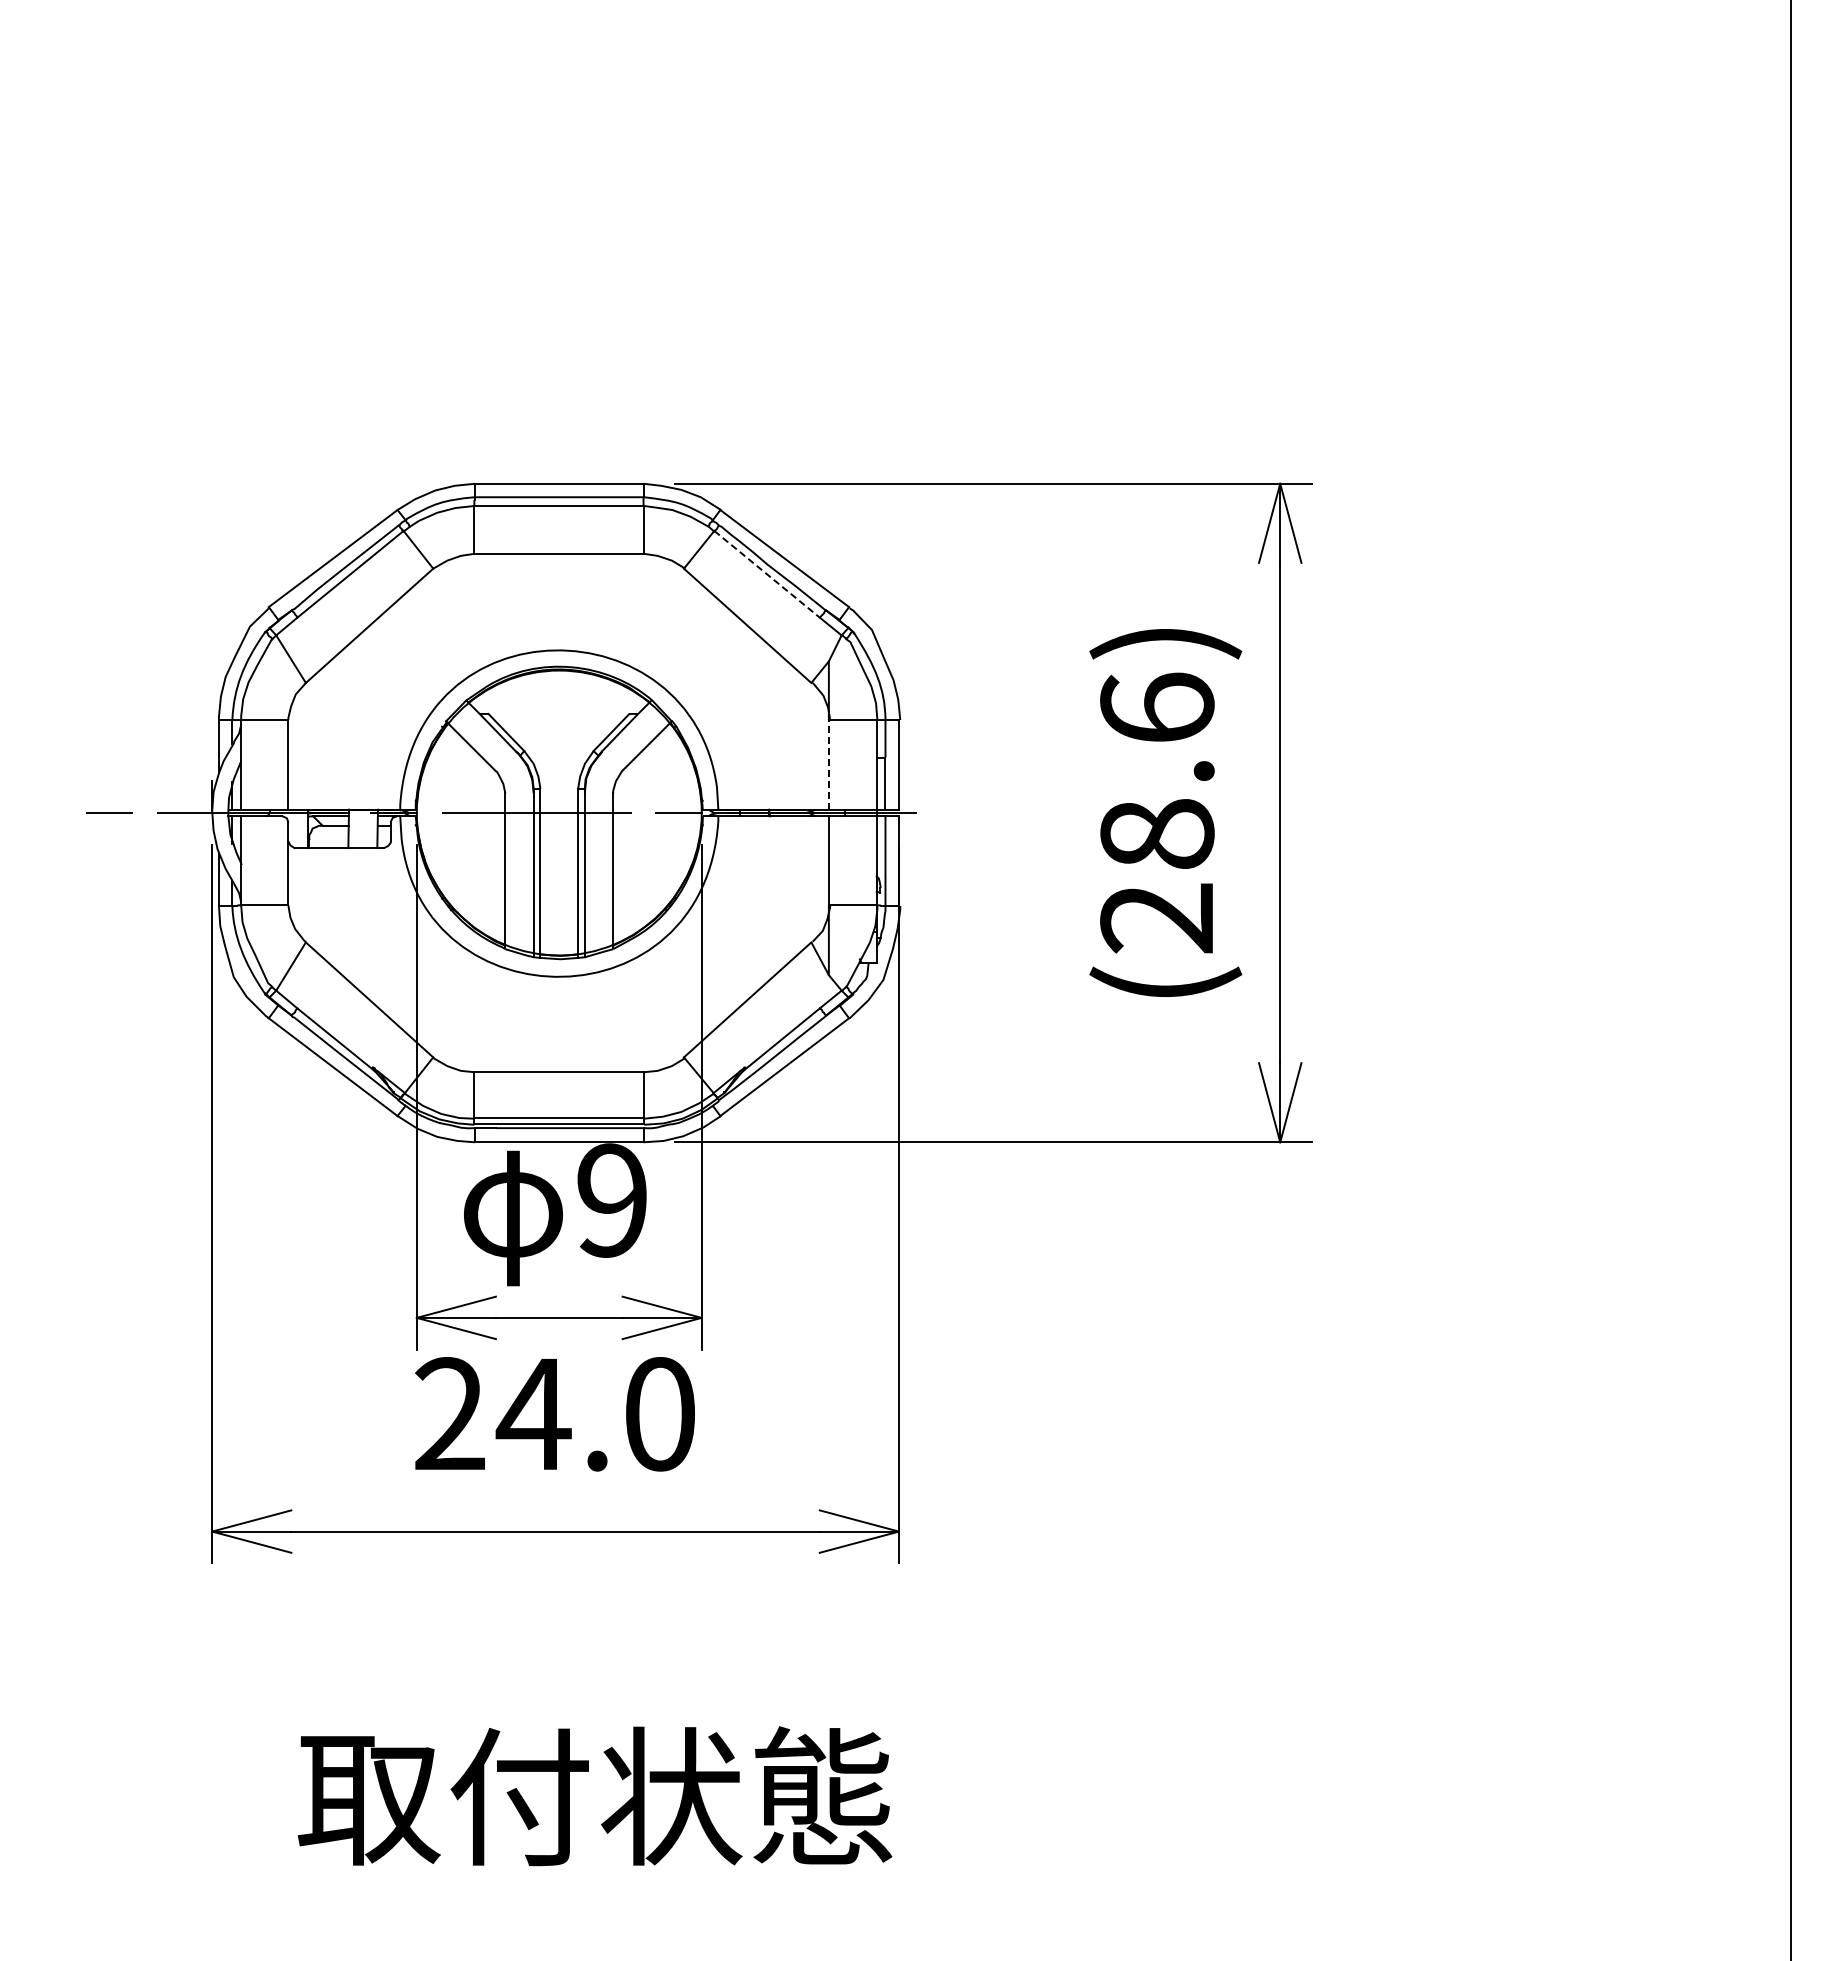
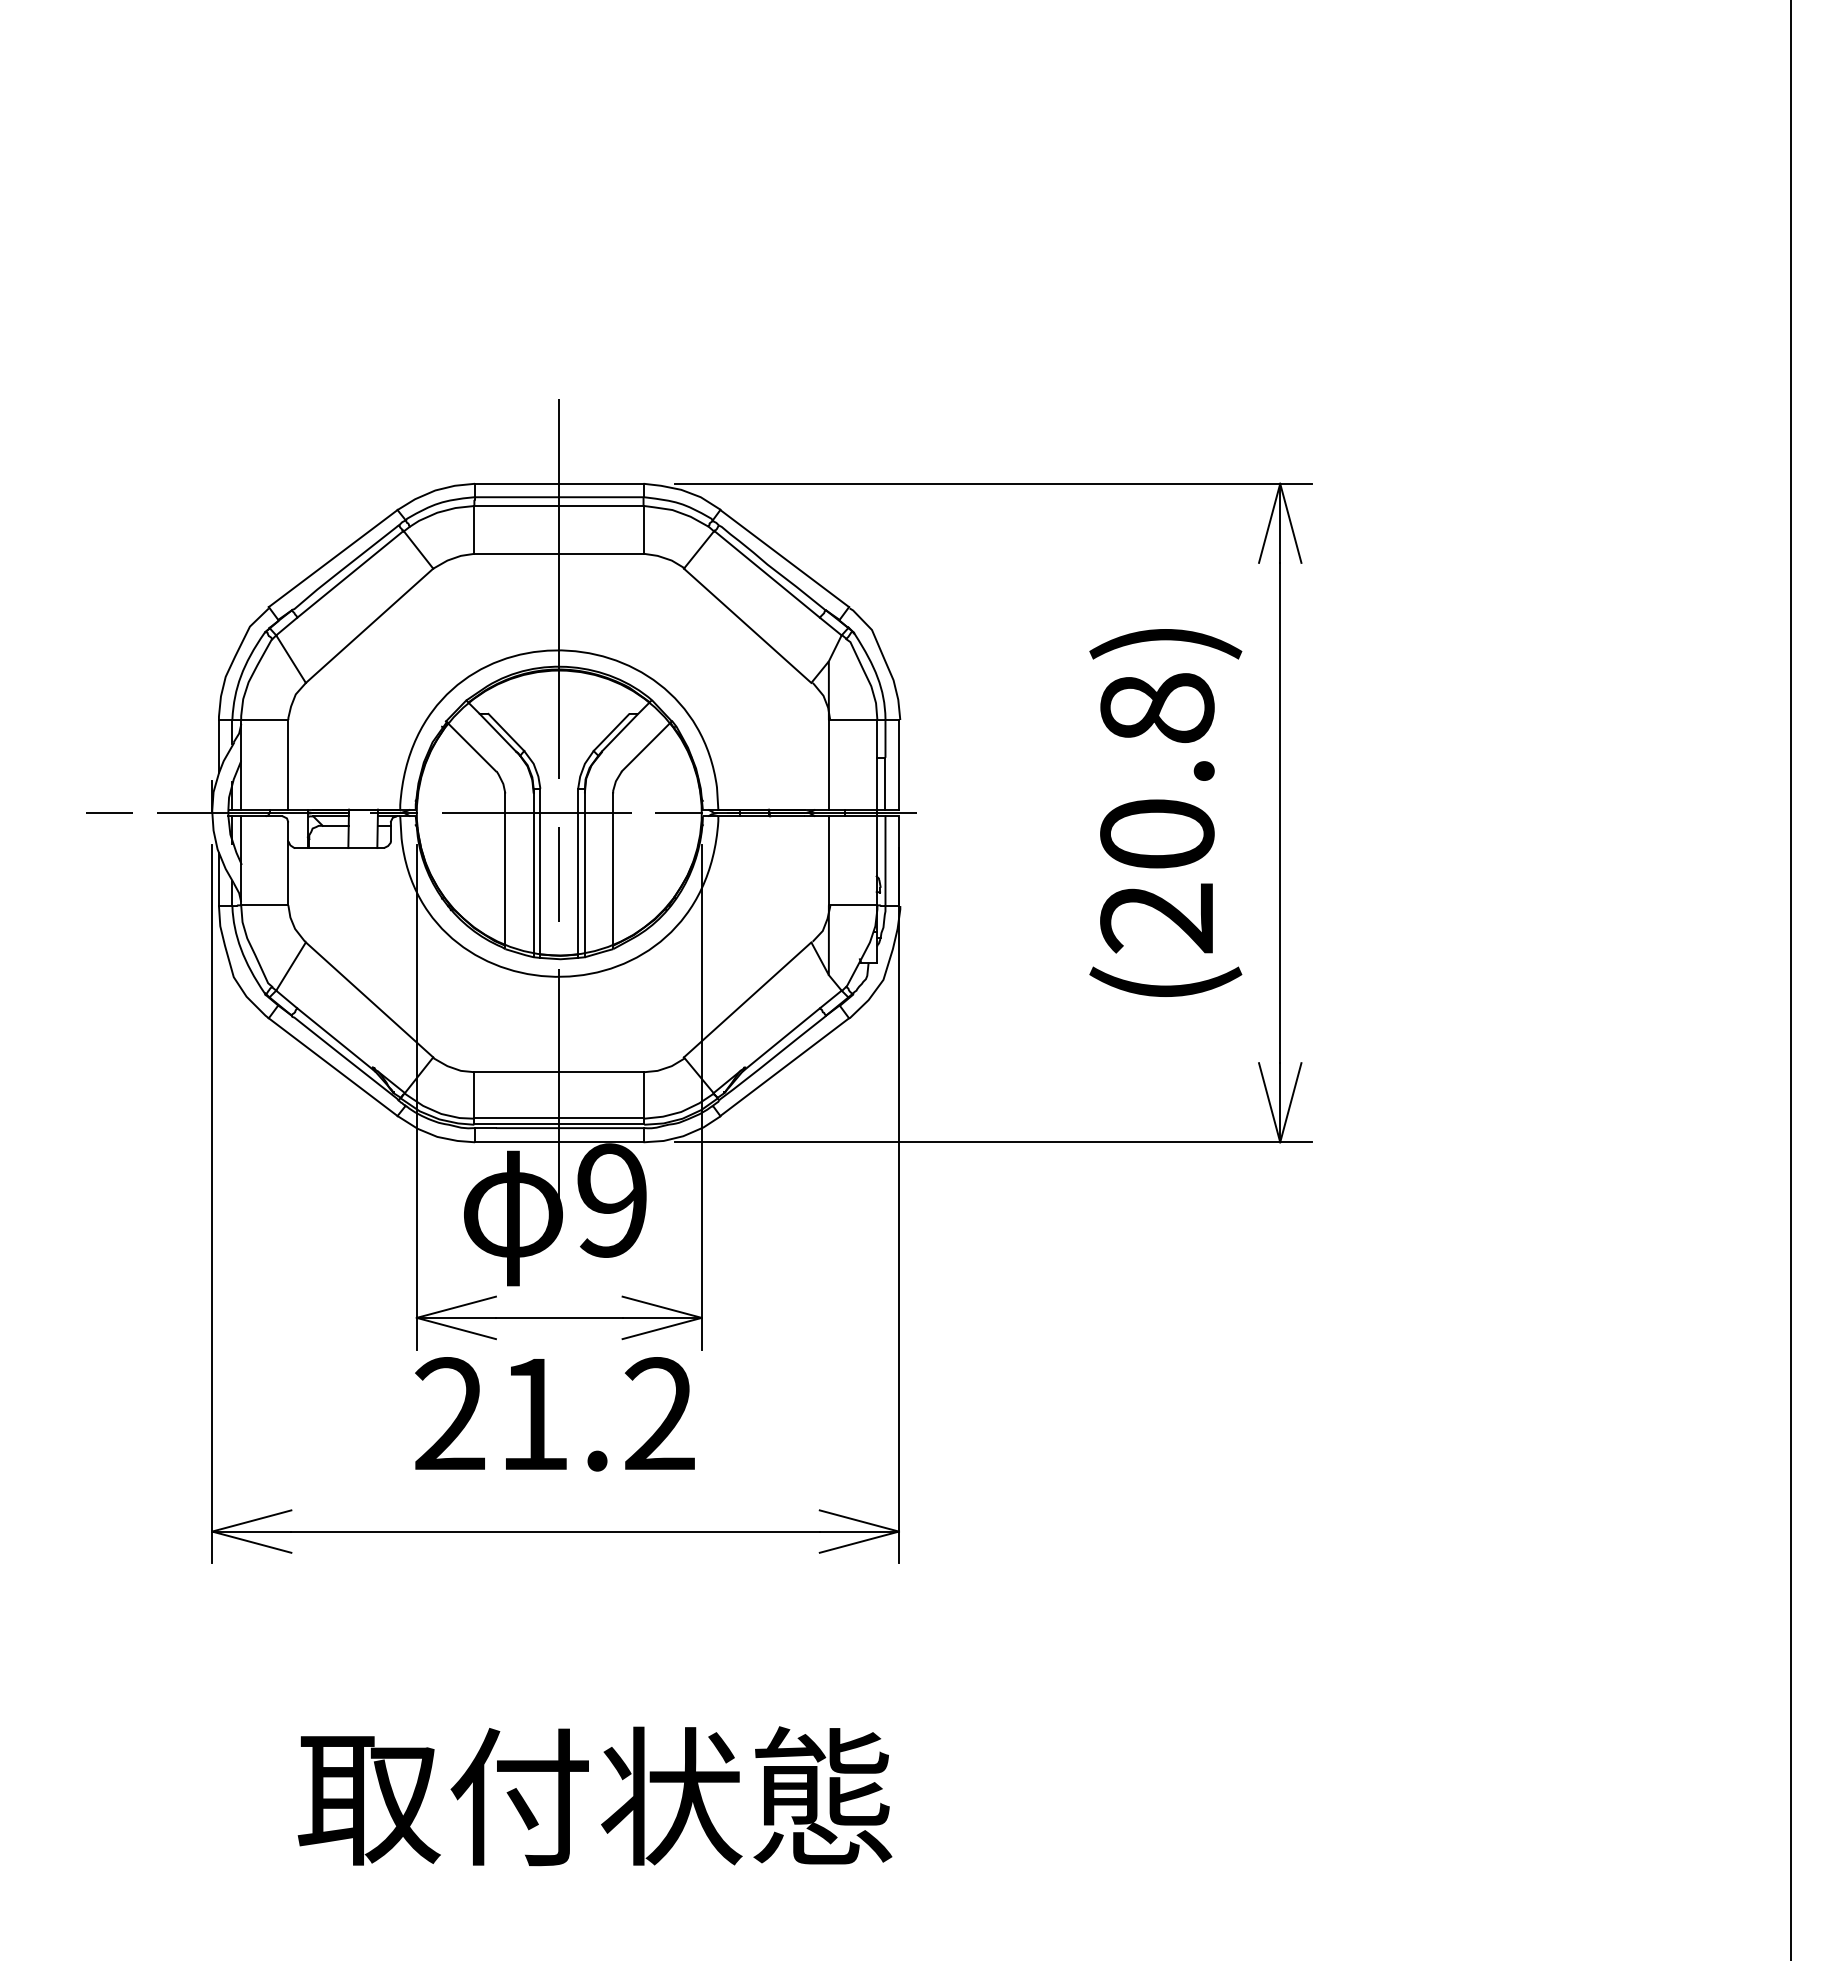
line: dashed -> solid (767, 574)
line: dashed -> solid (828, 764)
text: (28.6) -> (20.8) (1157, 770)
line: none -> present (559, 812)
text: 24.0 -> 21.2 (594, 1414)
